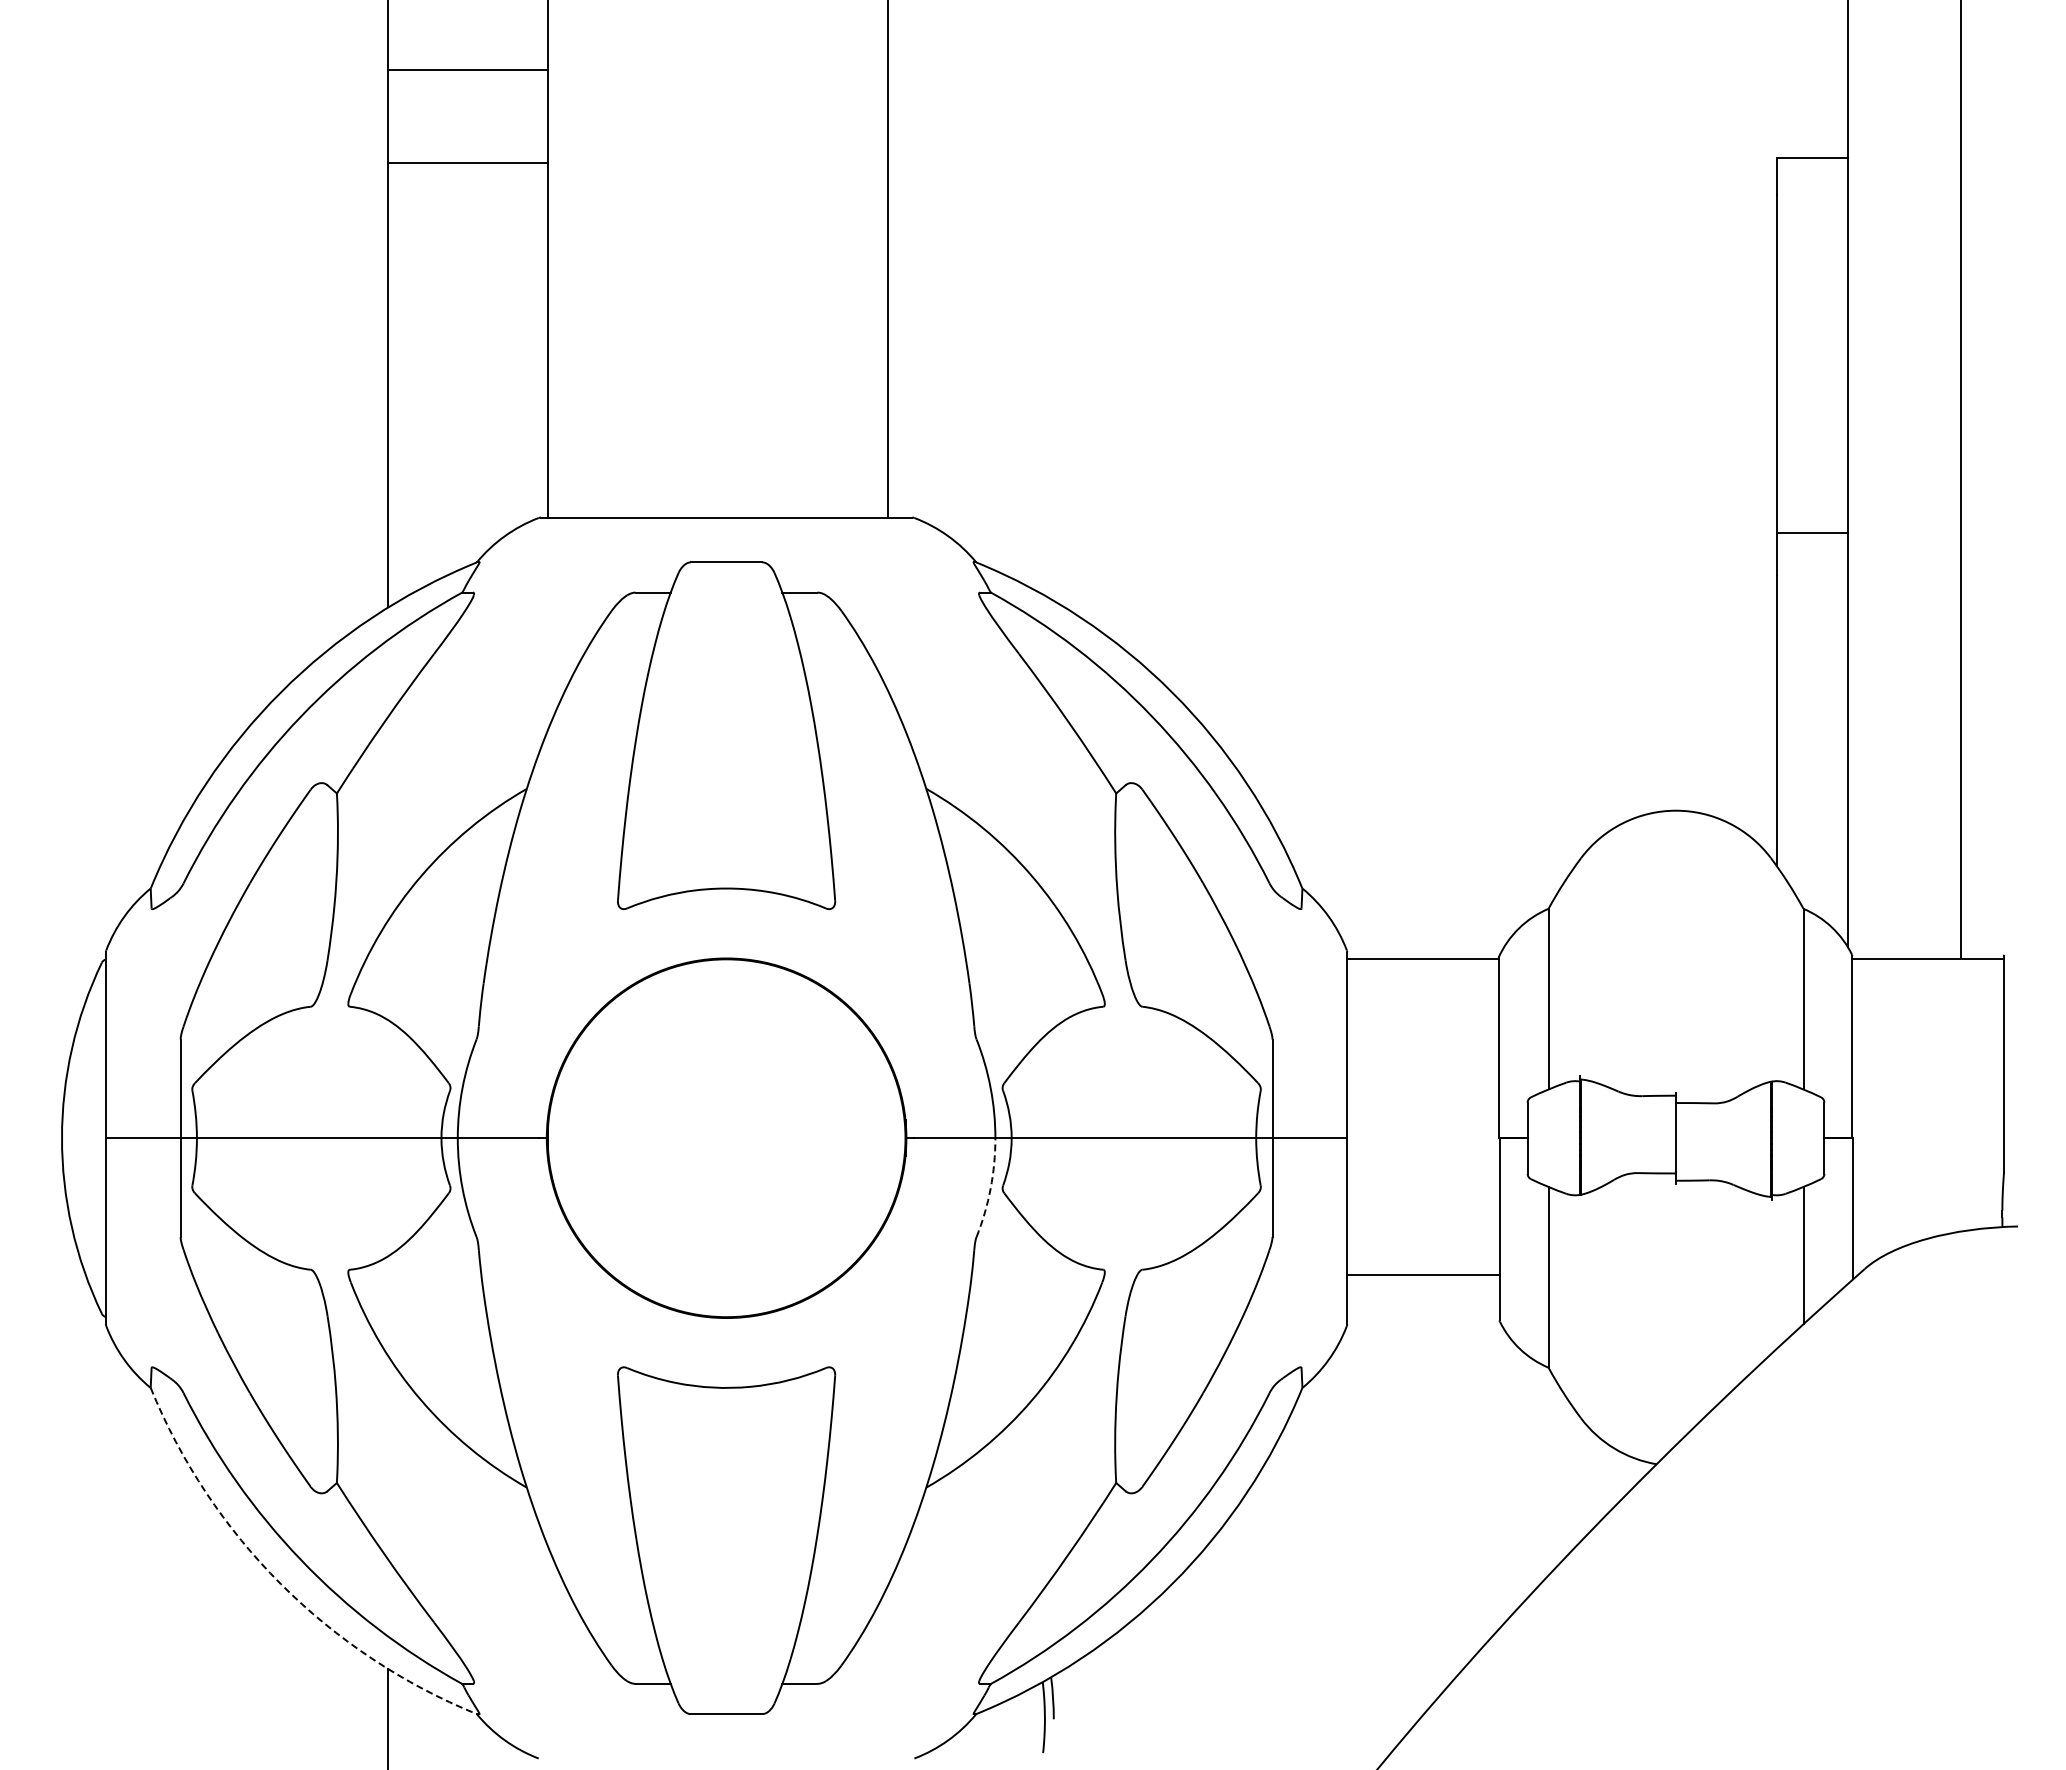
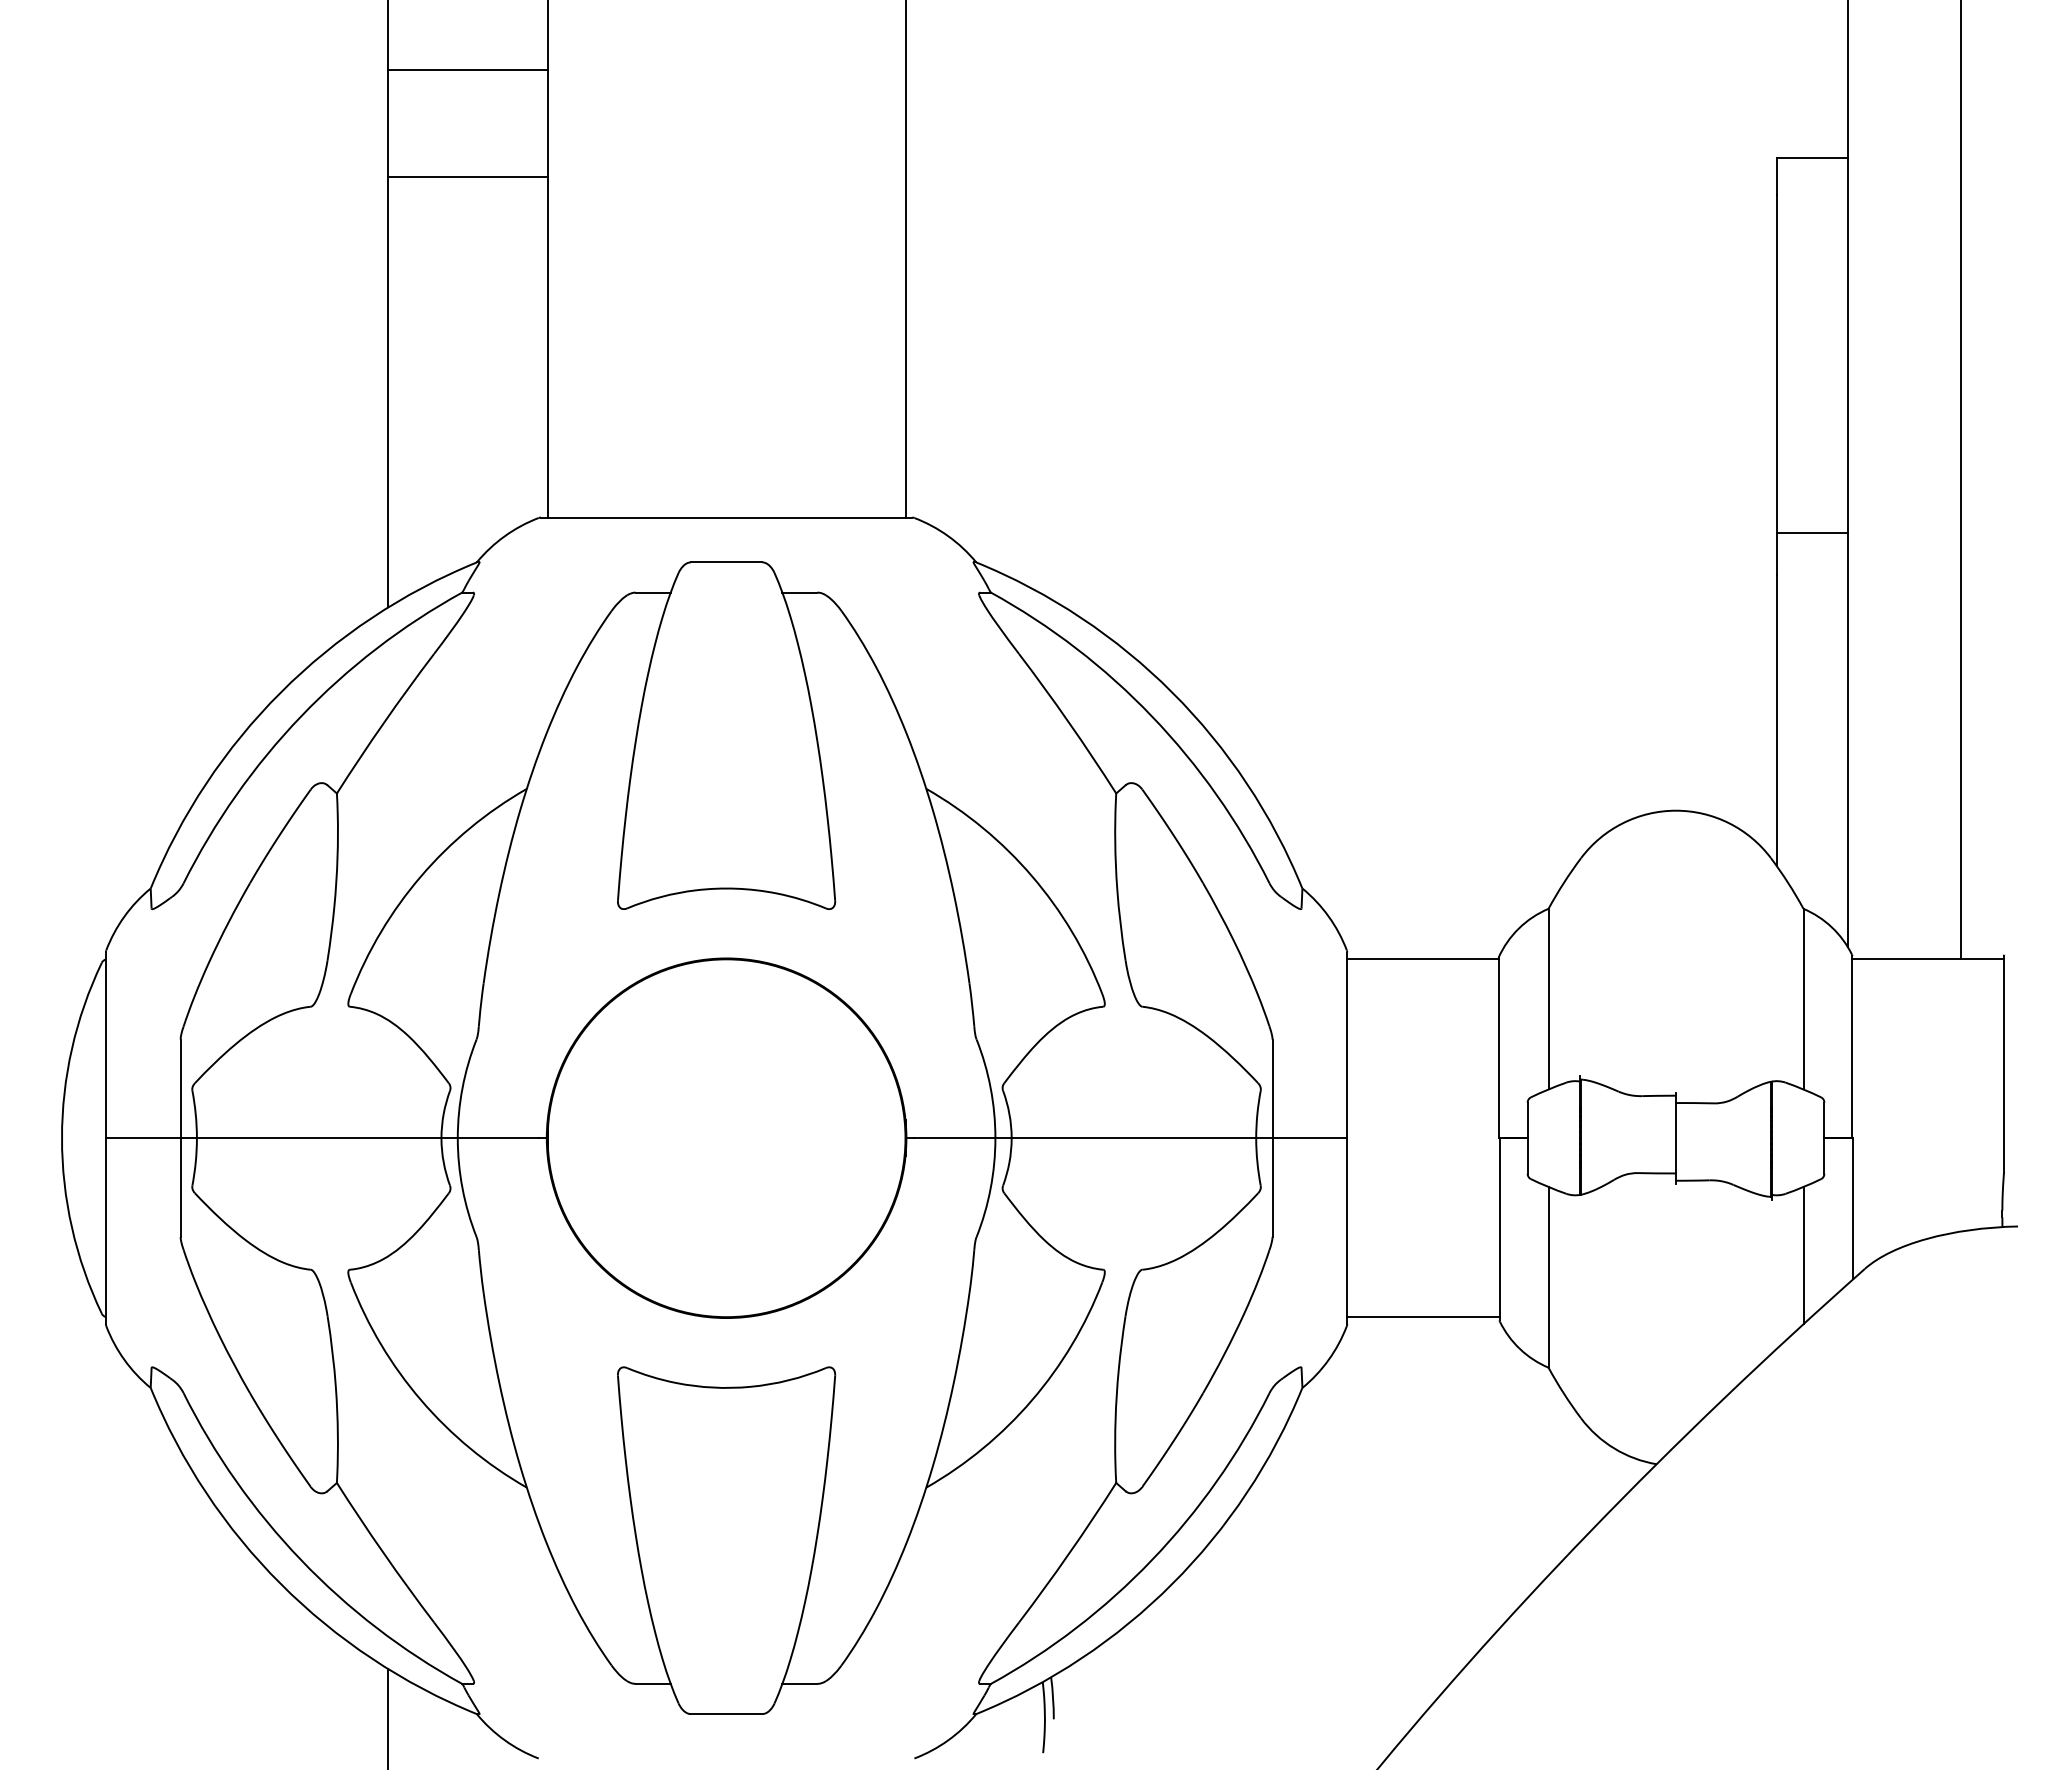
line position: (467, 162) -> (467, 176) (467, 176)
line position: (887, 259) -> (905, 259) (905, 259)
arc: dashed -> solid (990, 1188)
line position: (1423, 1275) -> (1423, 1317) (1423, 1317)
arc: dashed -> solid (280, 1584)
